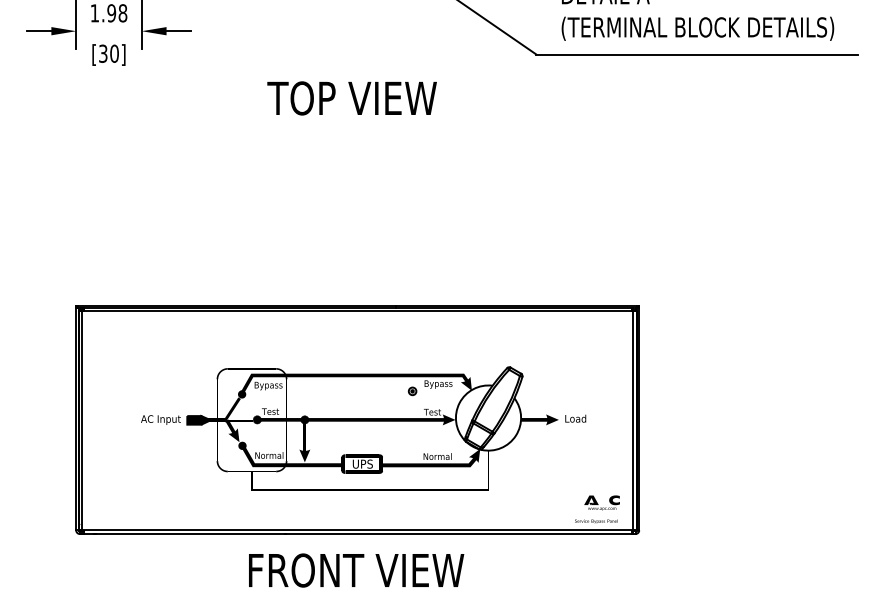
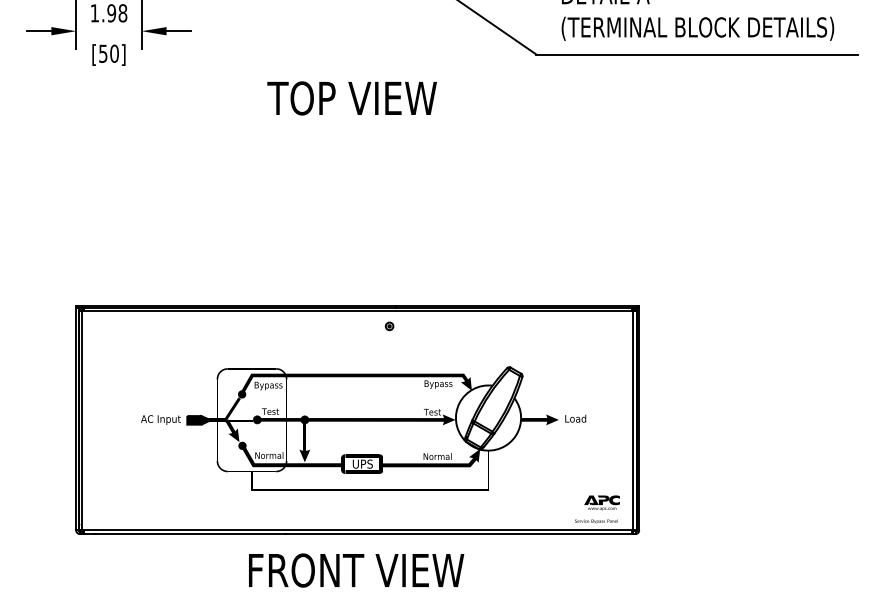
text: [30] -> [50] (103, 53)
part position: (412, 391) -> (389, 326) (389, 326)
fill: none -> present (603, 500)
